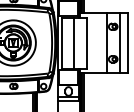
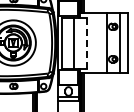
line: solid -> dashed (86, 43)
